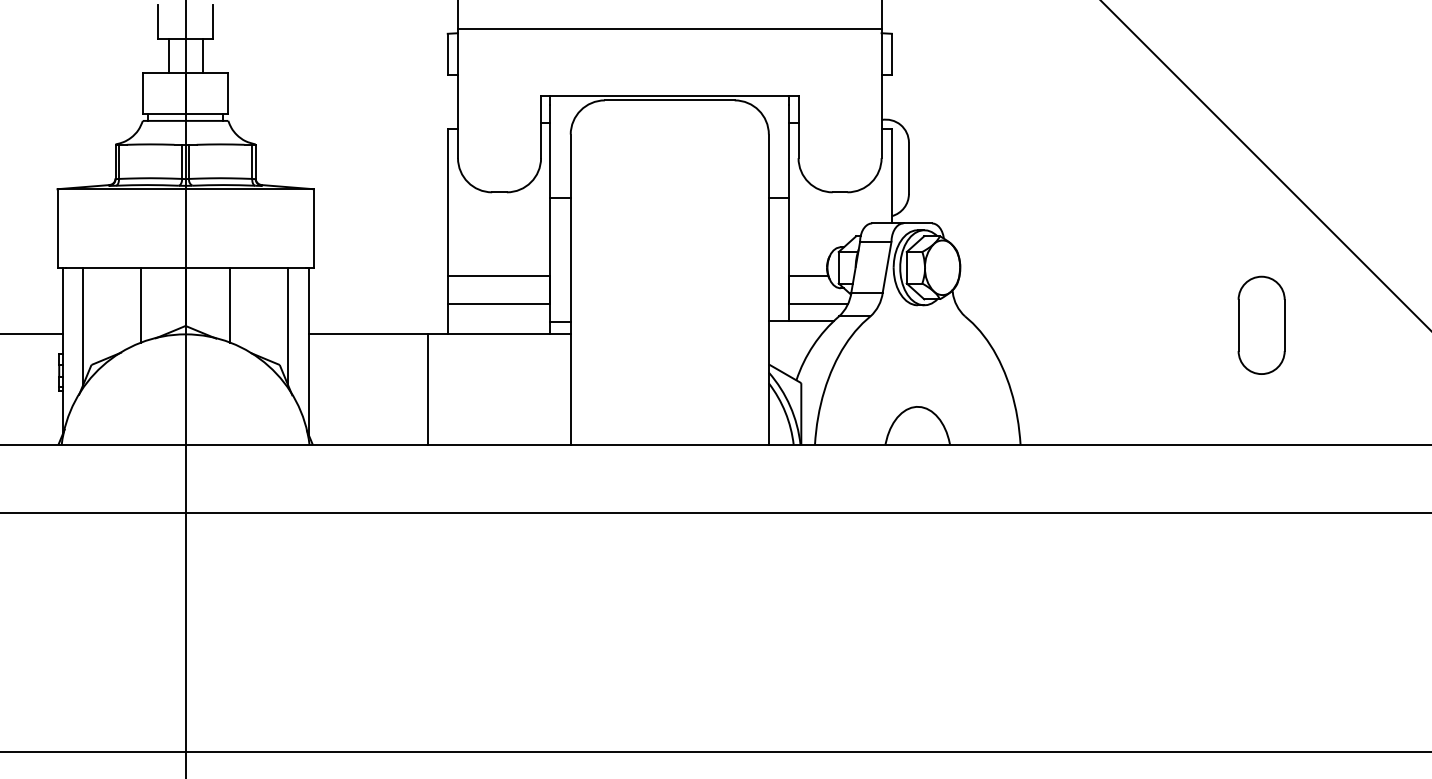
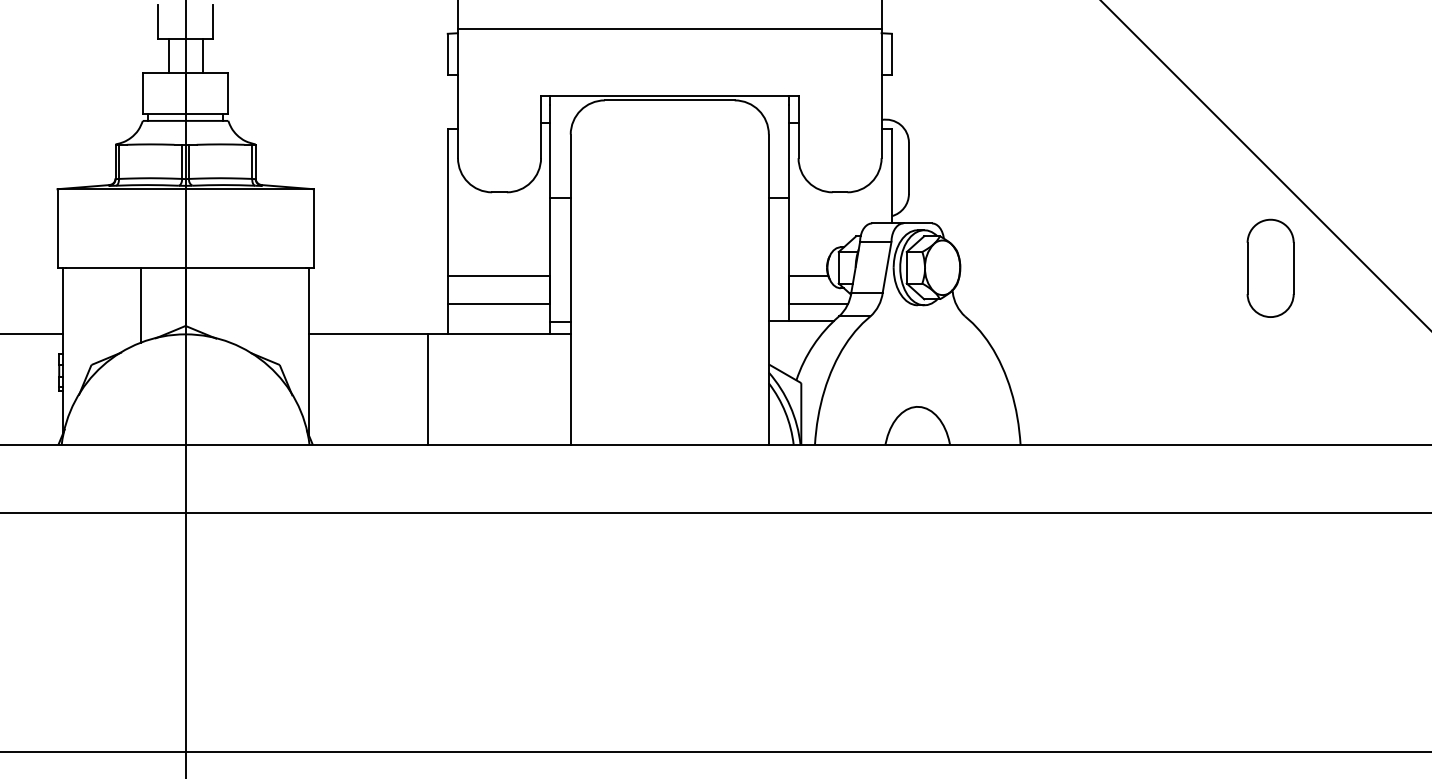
line: present -> none (230, 304)
part position: (1261, 324) -> (1270, 267) (1270, 267)
line: present -> none (83, 326)
line: present -> none (288, 326)
